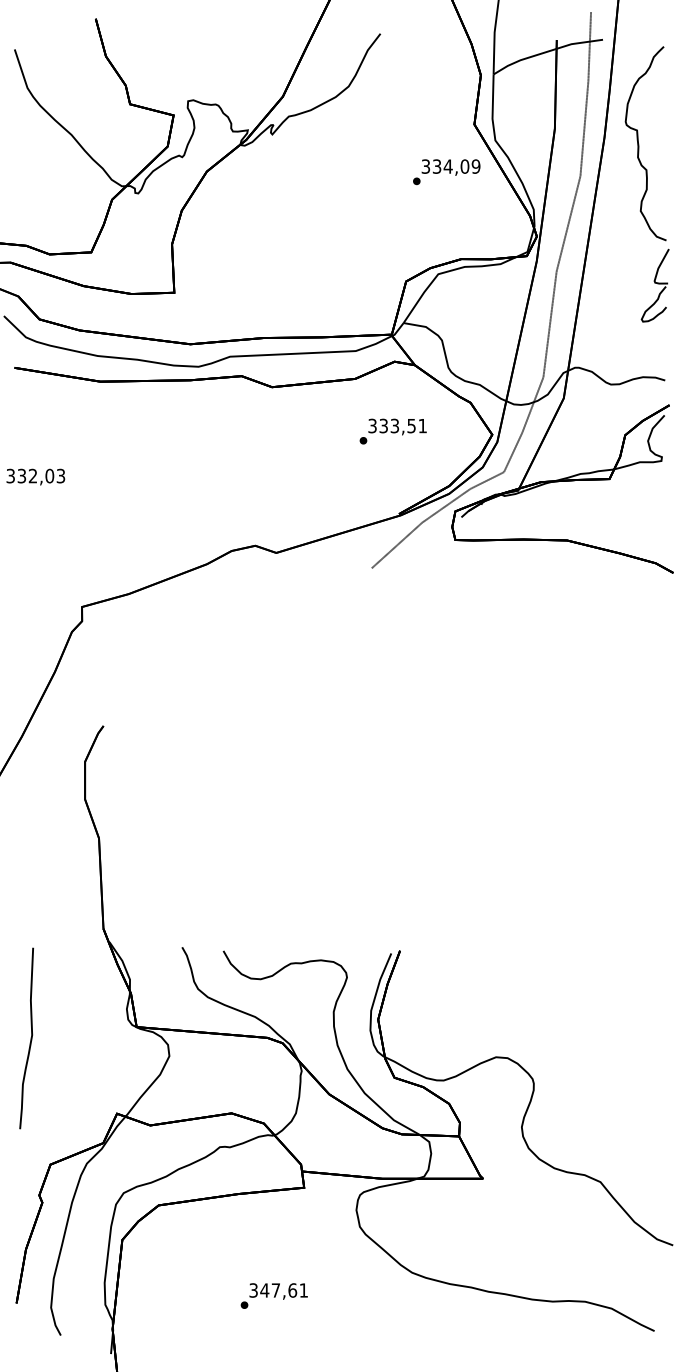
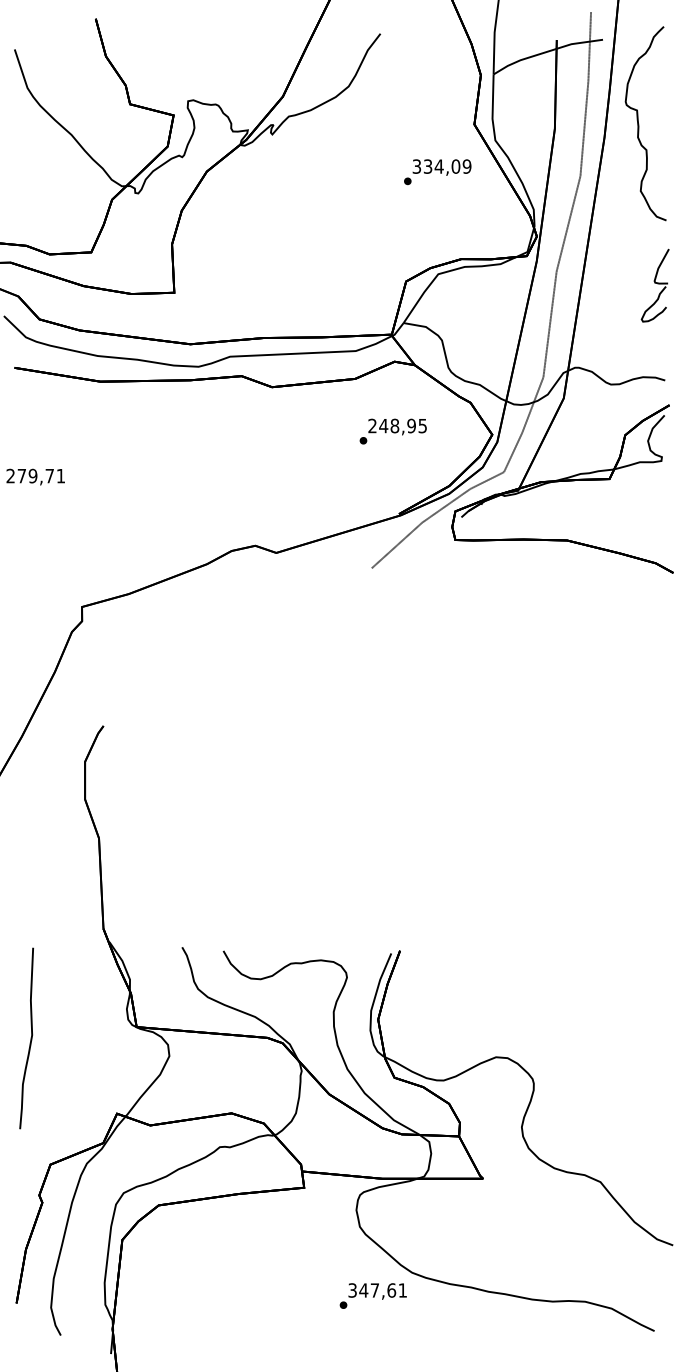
curve position: (639, 144) -> (639, 124) (639, 124)
text position: (446, 172) -> (437, 172) (437, 172)
text: 333,51 -> 248,95 (397, 425)
text: 332,03 -> 279,71 (35, 475)
text position: (273, 1295) -> (372, 1295) (372, 1295)
